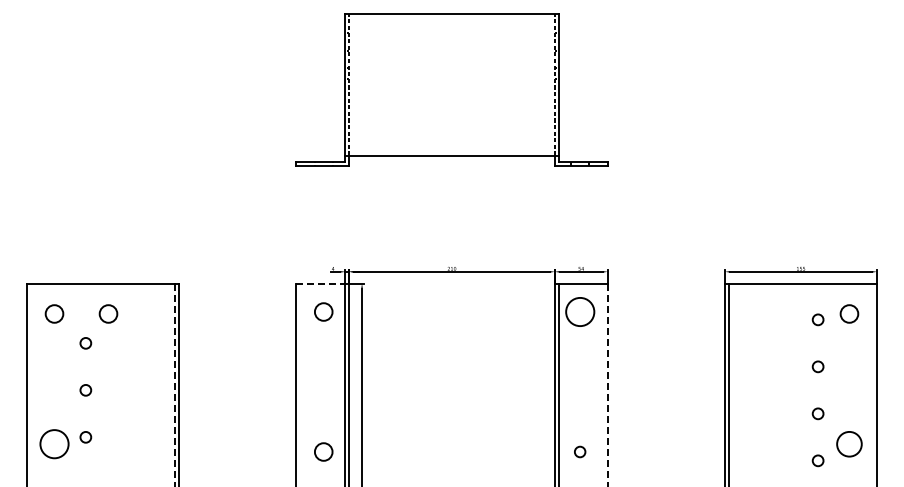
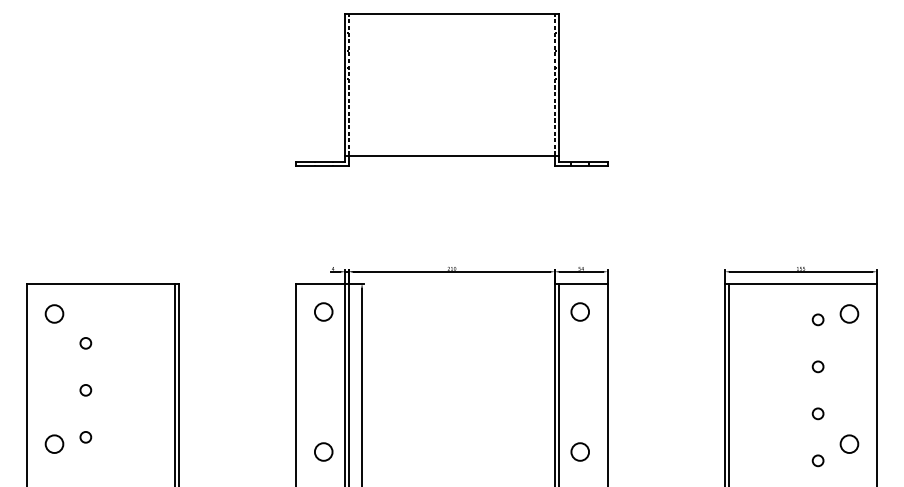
line: dashed -> solid (321, 283)
circle diameter: 28 px -> 18 px (580, 311)
circle: present -> none (108, 313)
line: dashed -> solid (174, 385)
line: dashed -> solid (607, 385)
circle diameter: 28 px -> 18 px (54, 444)
circle size: 27x27 px -> 21x20 px (849, 443)
circle size: 13x14 px -> 20x20 px (579, 451)
